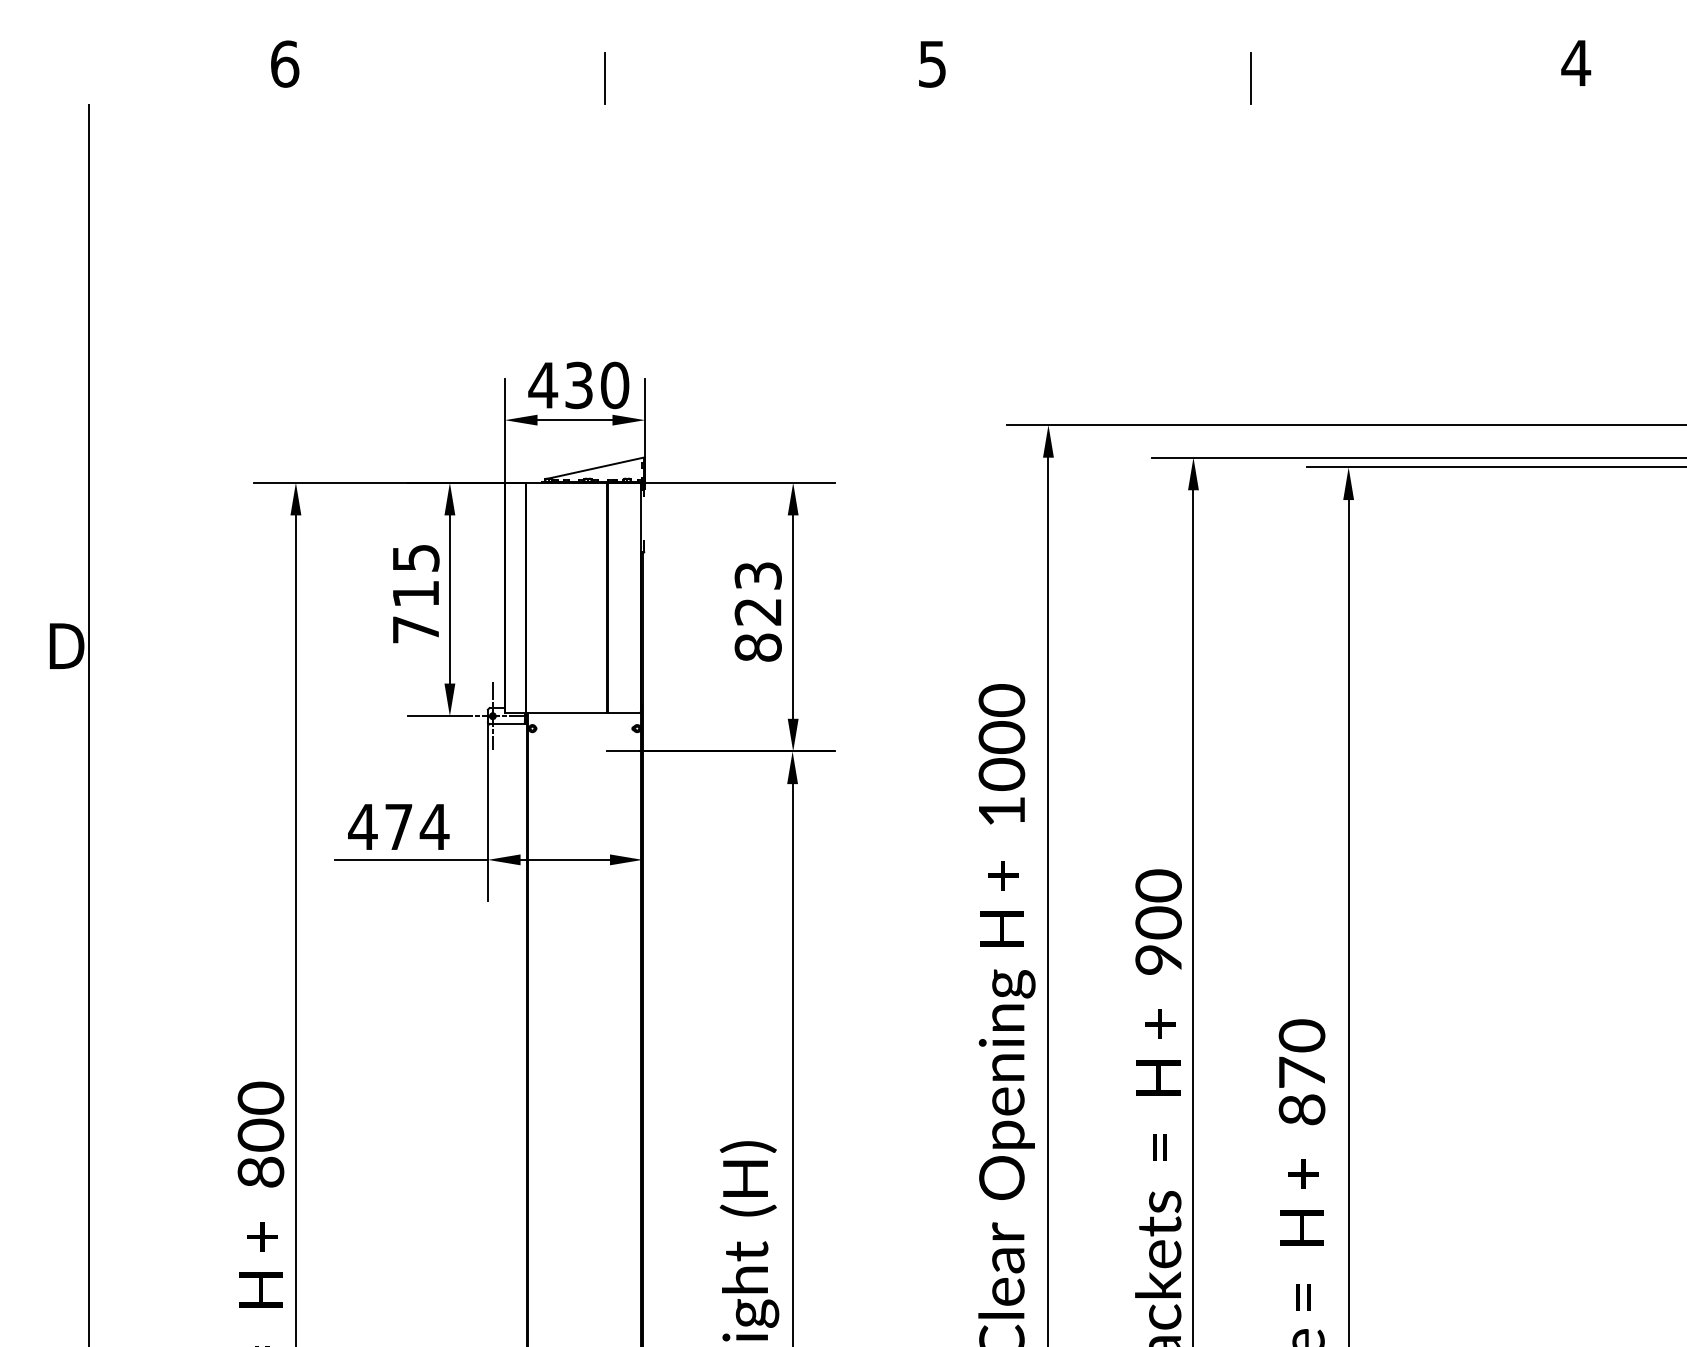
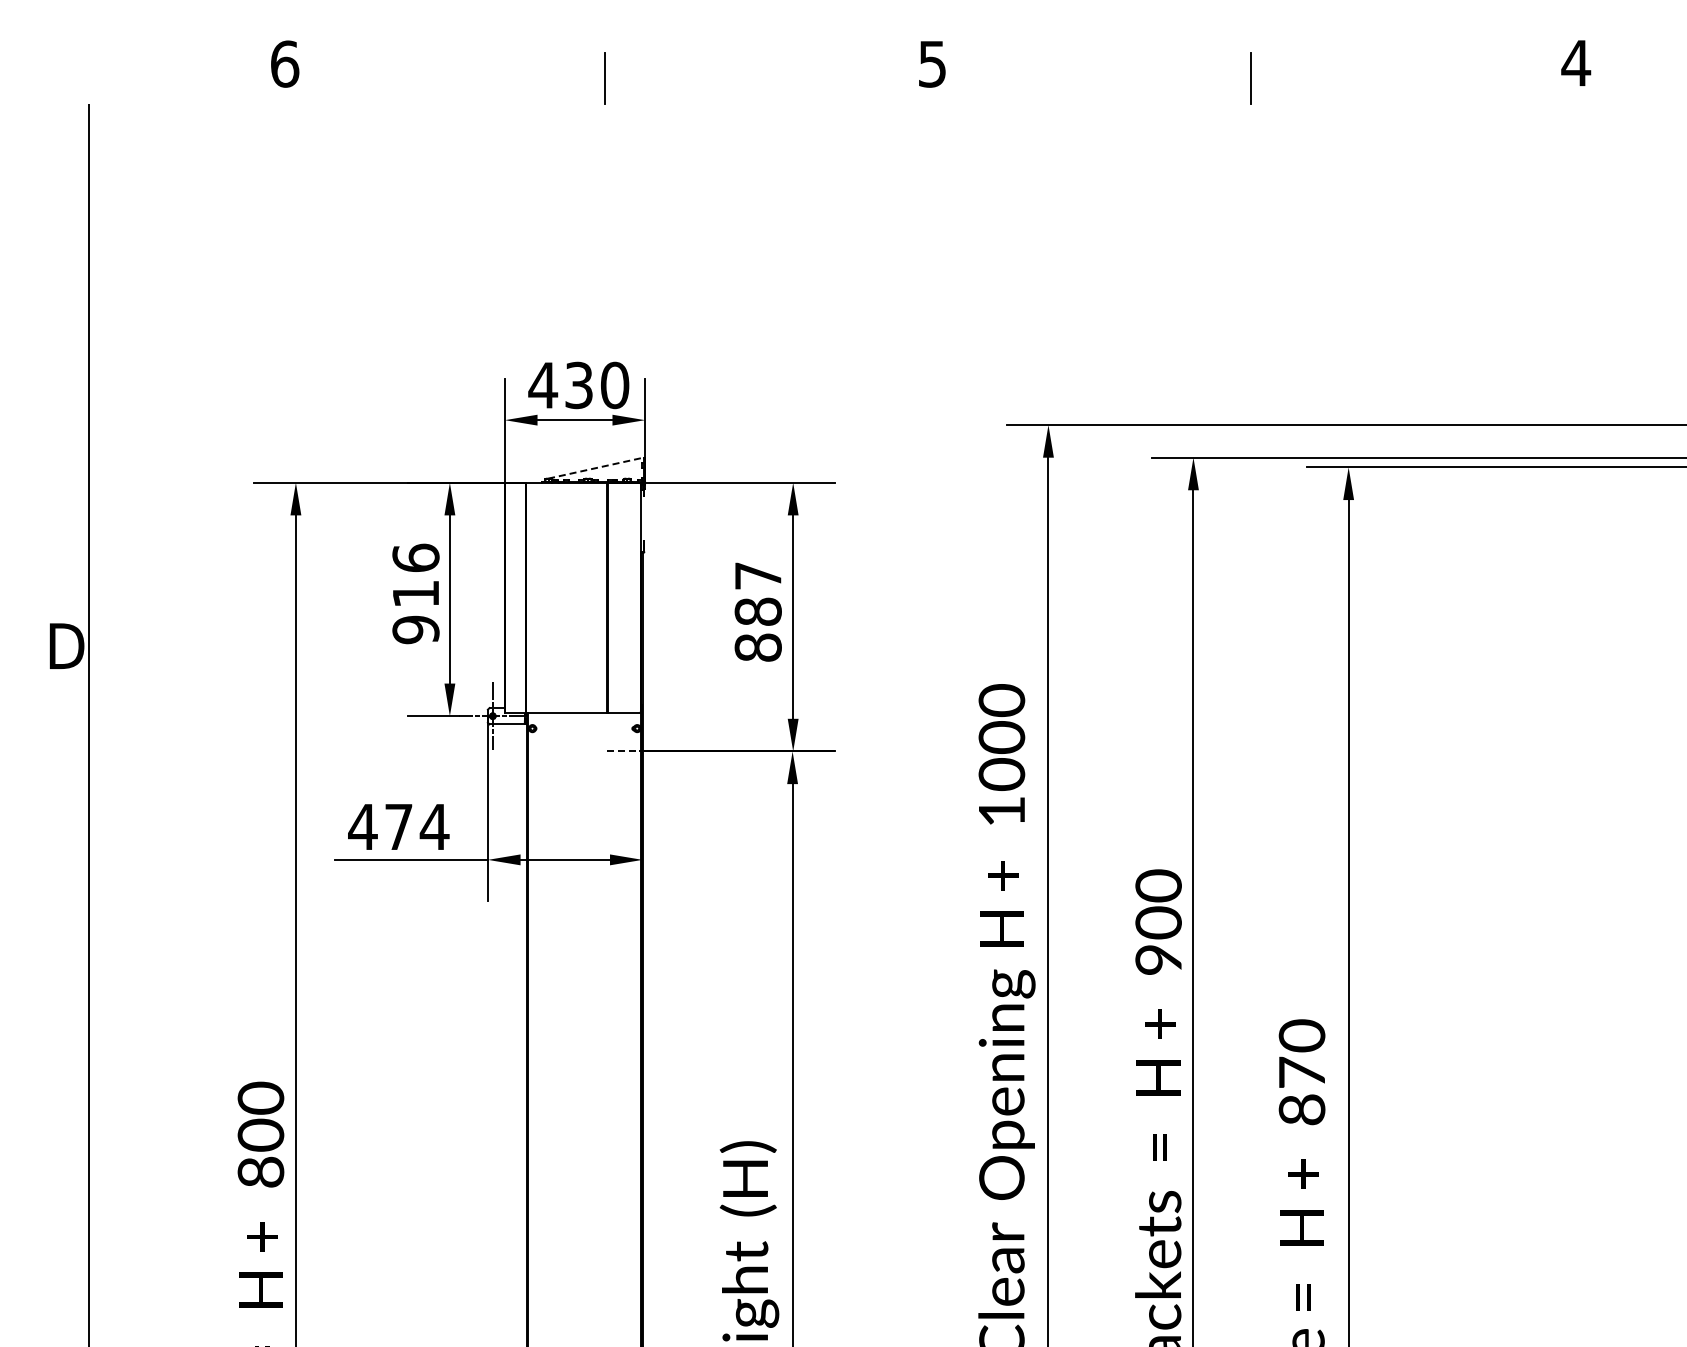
line: solid -> dashed (595, 468)
text: 715 -> 916 (415, 593)
text: 823 -> 887 (757, 593)
line: solid -> dashed (624, 751)
